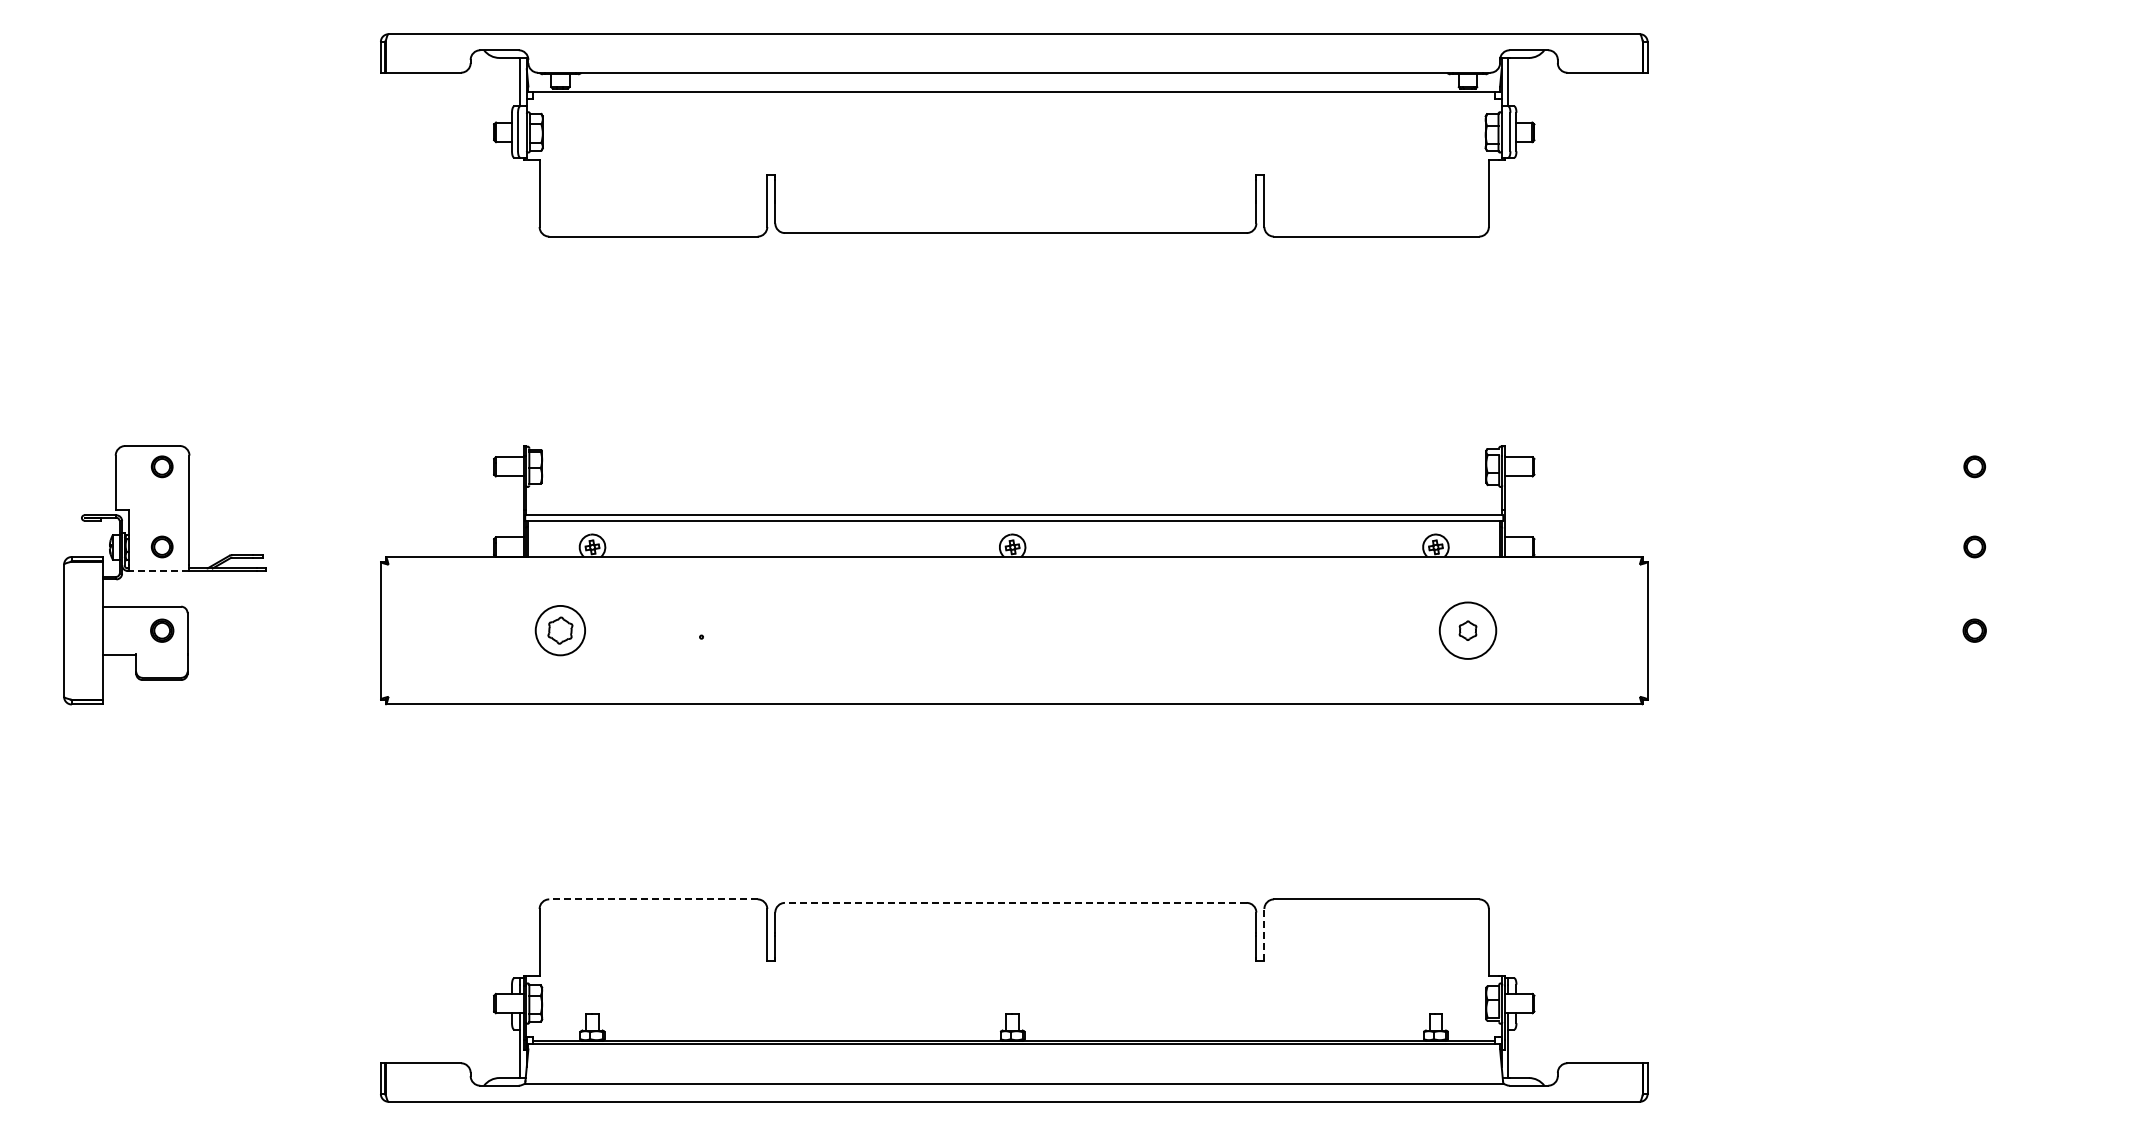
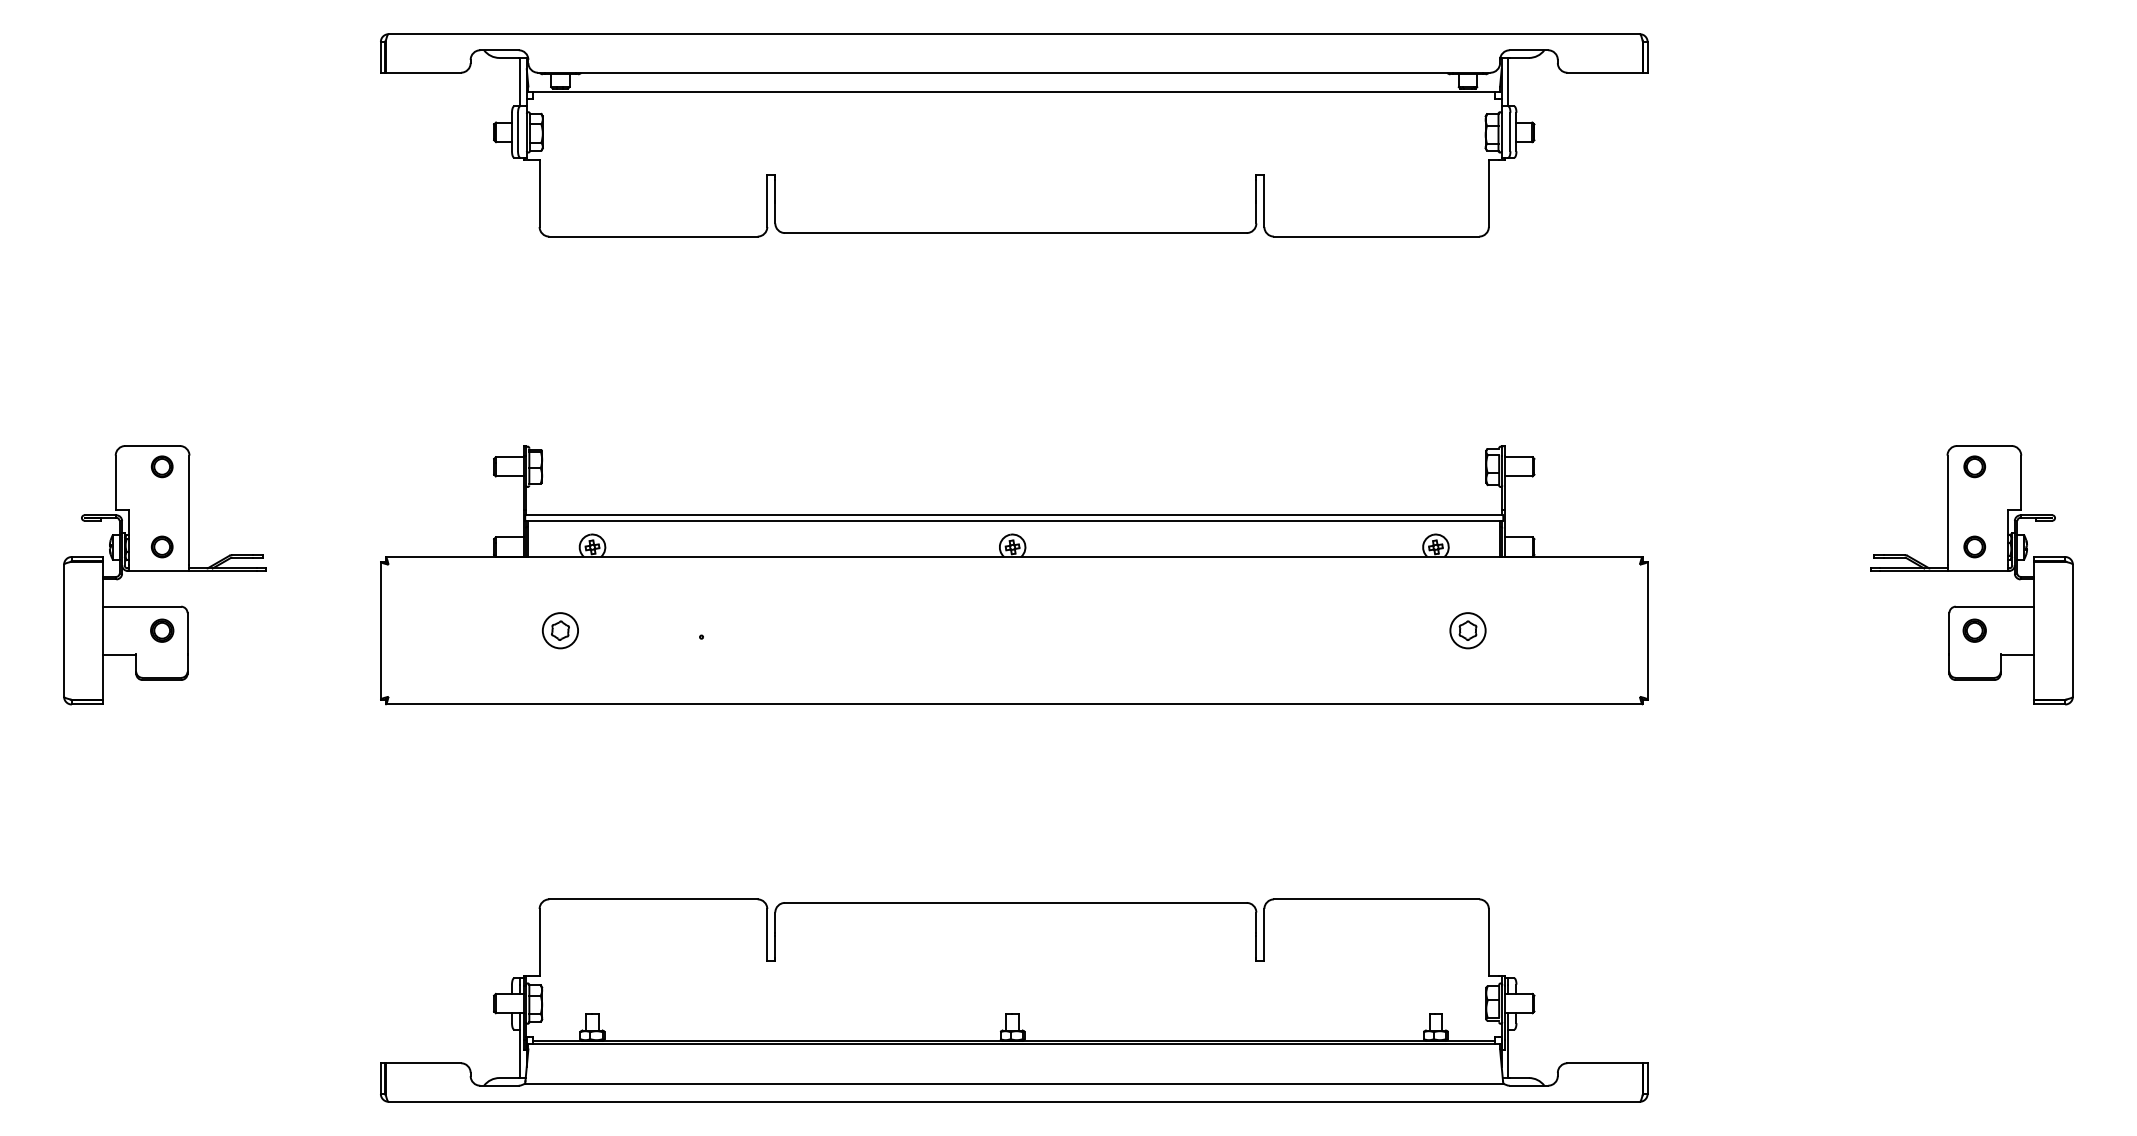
line: dashed -> solid (158, 571)
part: none -> present (1971, 575)
part size: 52x52 px -> 37x38 px (560, 630)
circle diameter: 56 px -> 35 px (1467, 630)
line: dashed -> solid (652, 899)
line: dashed -> solid (1015, 902)
line: dashed -> solid (1264, 934)
